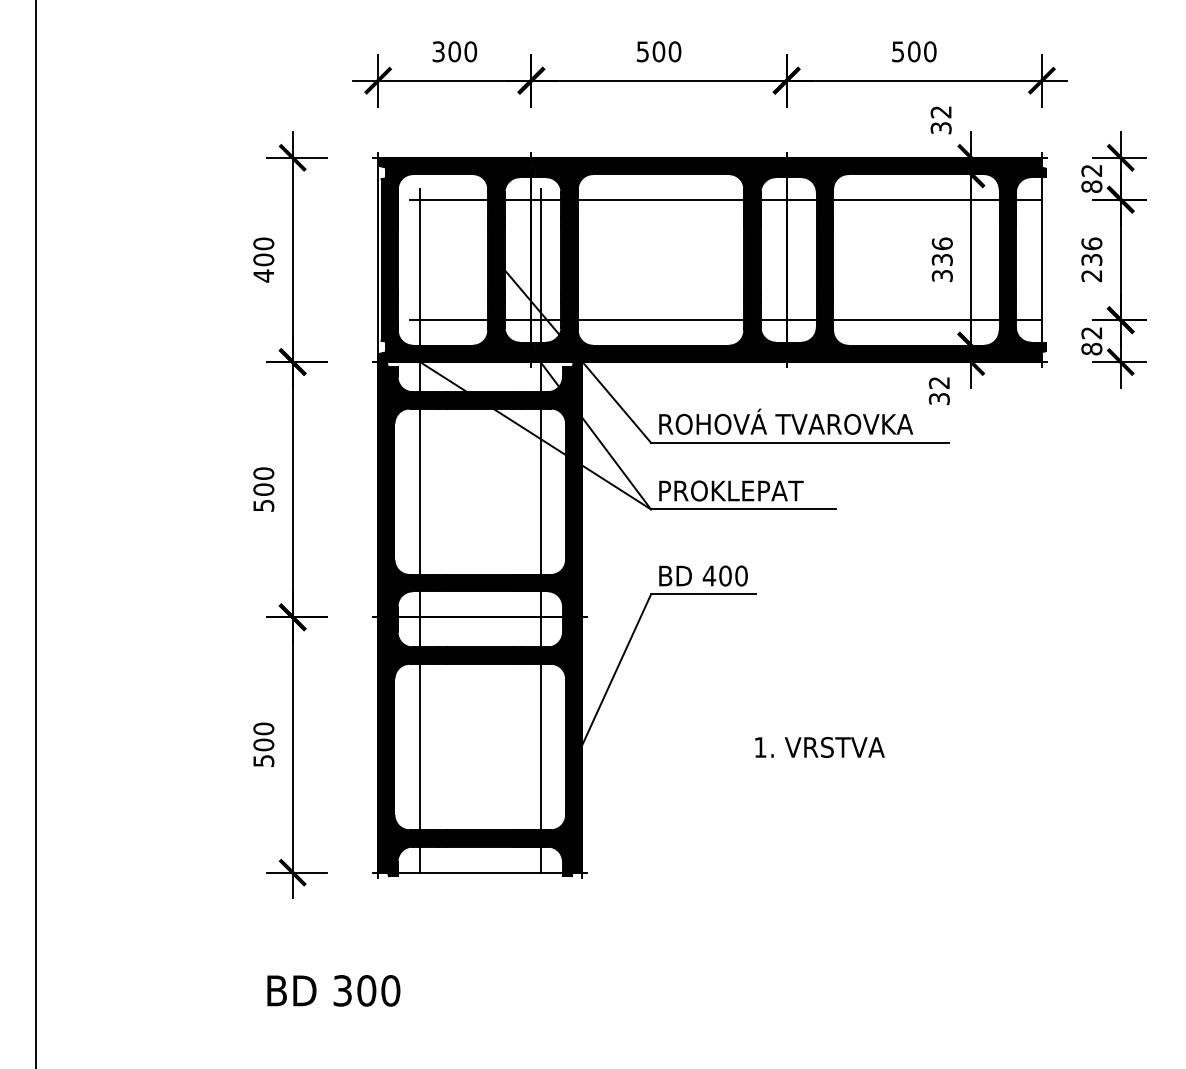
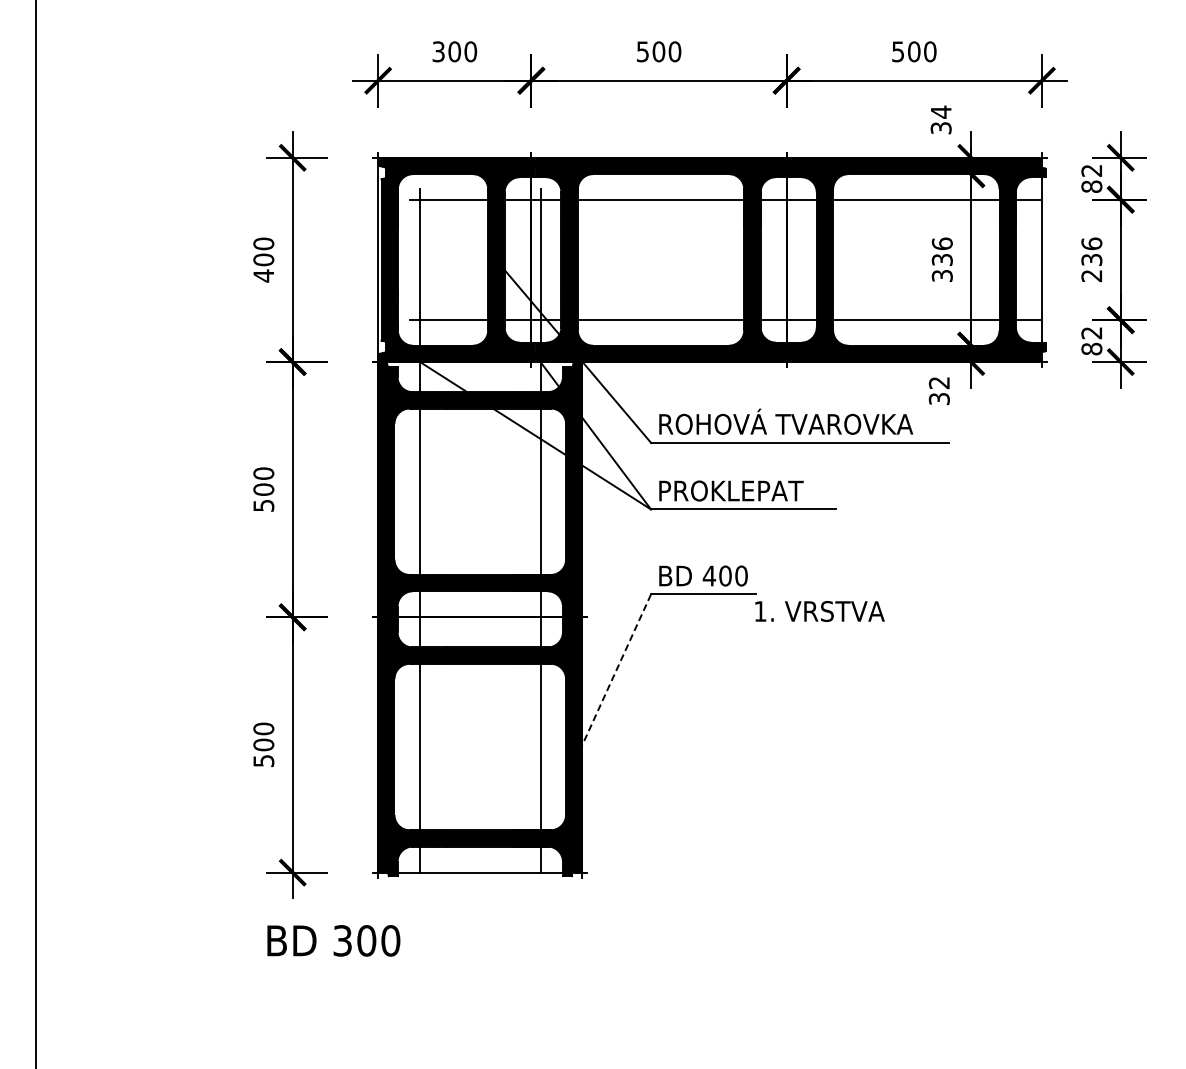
text: 32 -> 34 (940, 111)
line: solid -> dashed (616, 669)
text position: (819, 747) -> (819, 611) (819, 611)
text position: (333, 990) -> (333, 940) (333, 940)
